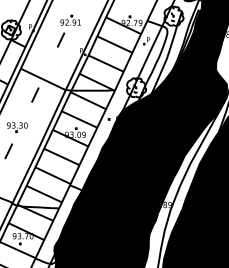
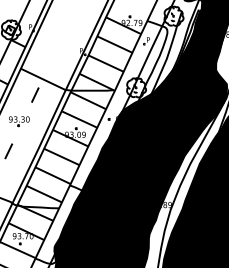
part: present -> none (68, 30)
part position: (17, 127) -> (19, 121) (19, 121)
